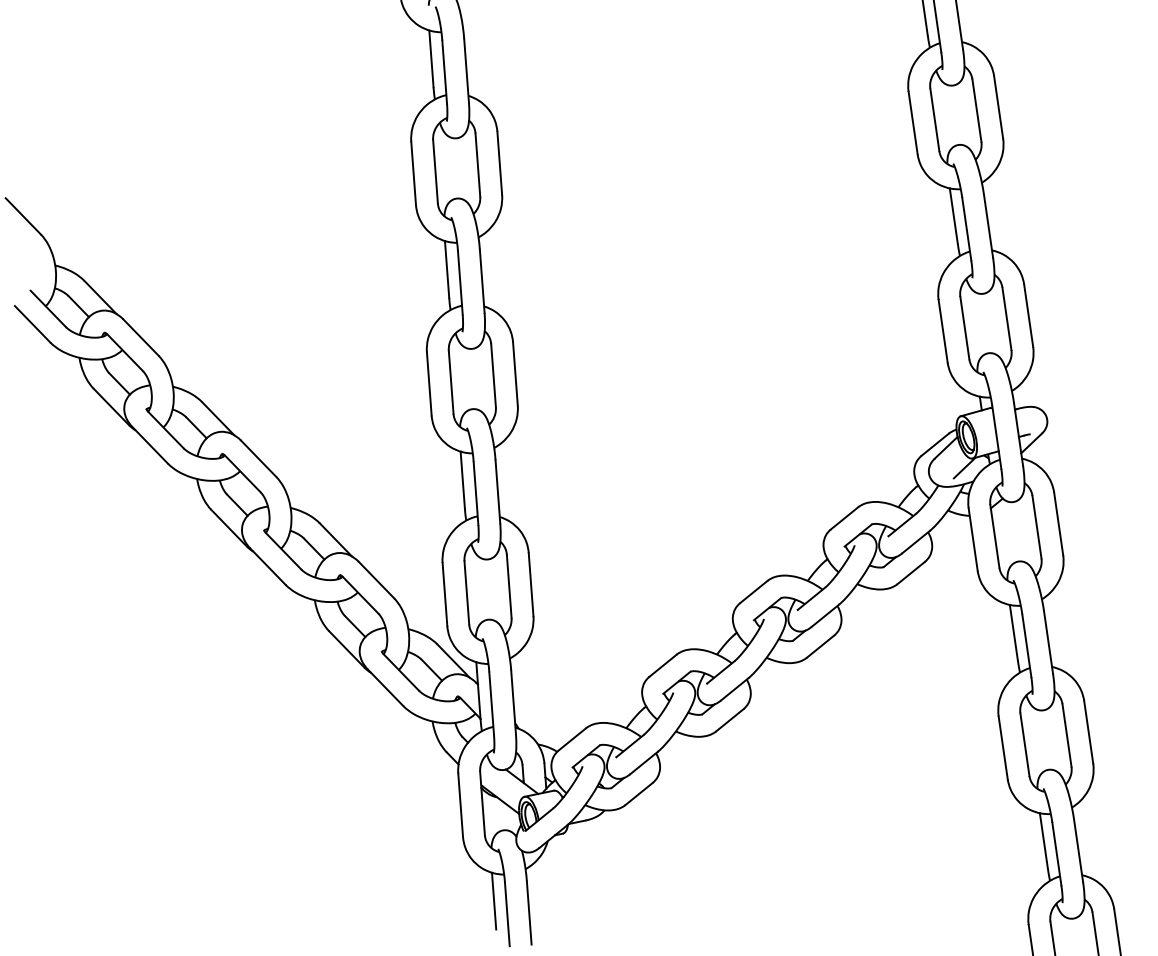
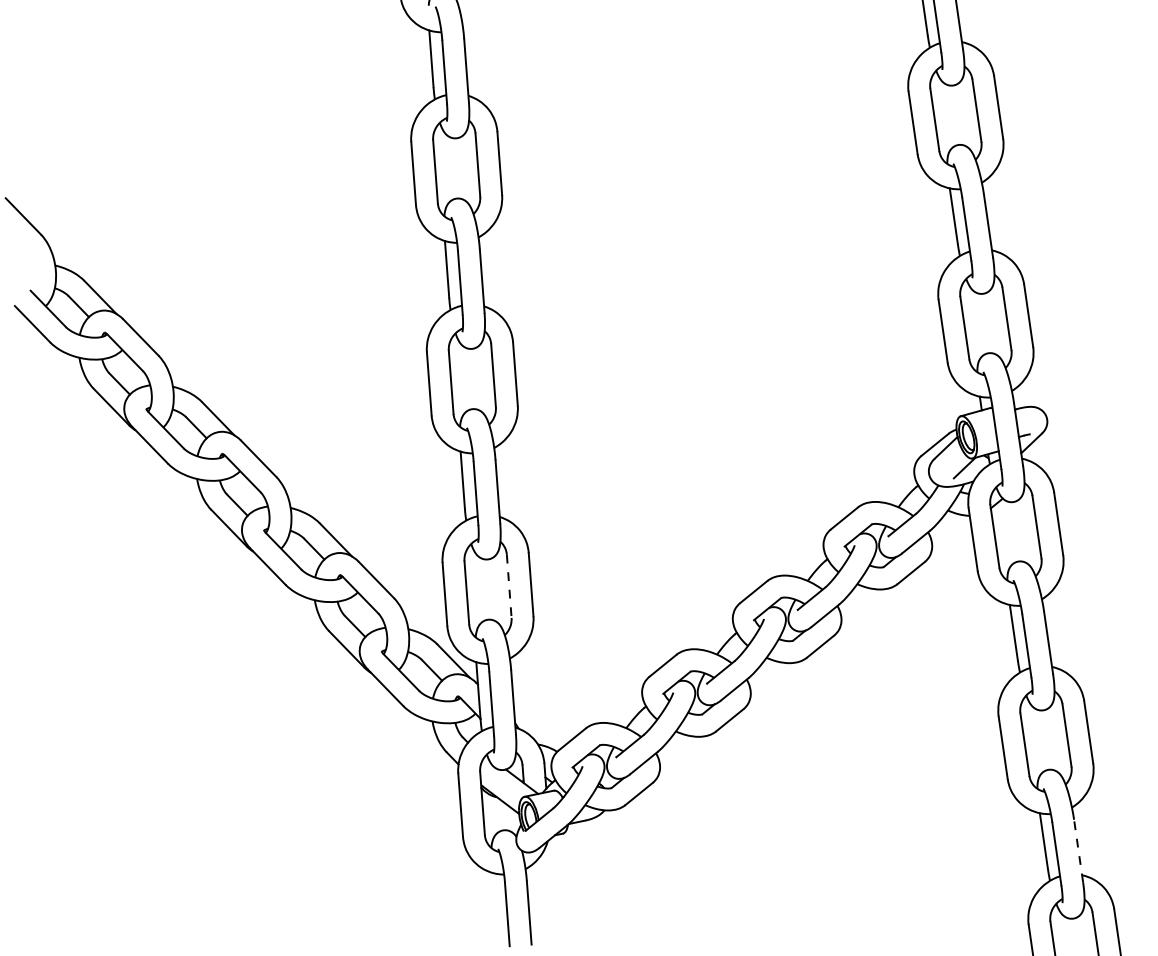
line: solid -> dashed (509, 586)
line: solid -> dashed (1078, 851)
line: present -> none (493, 900)
